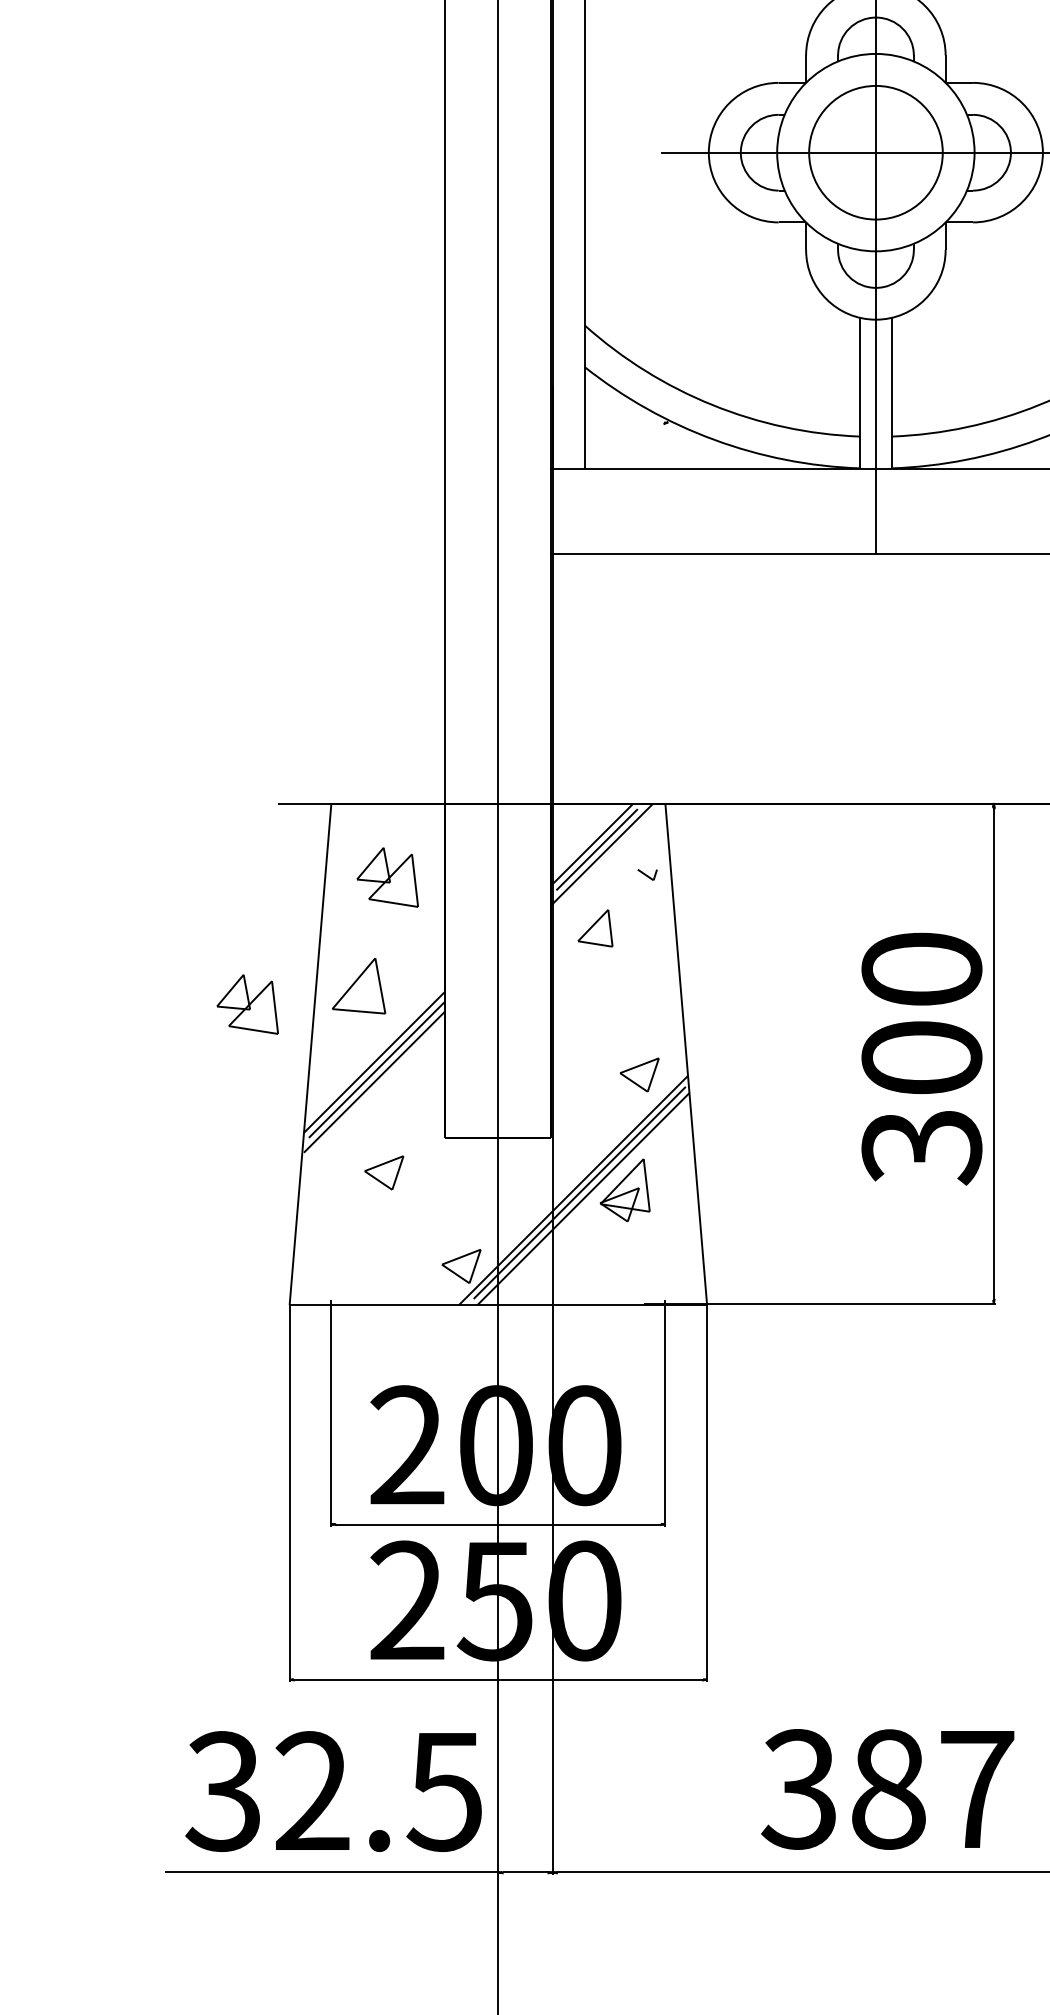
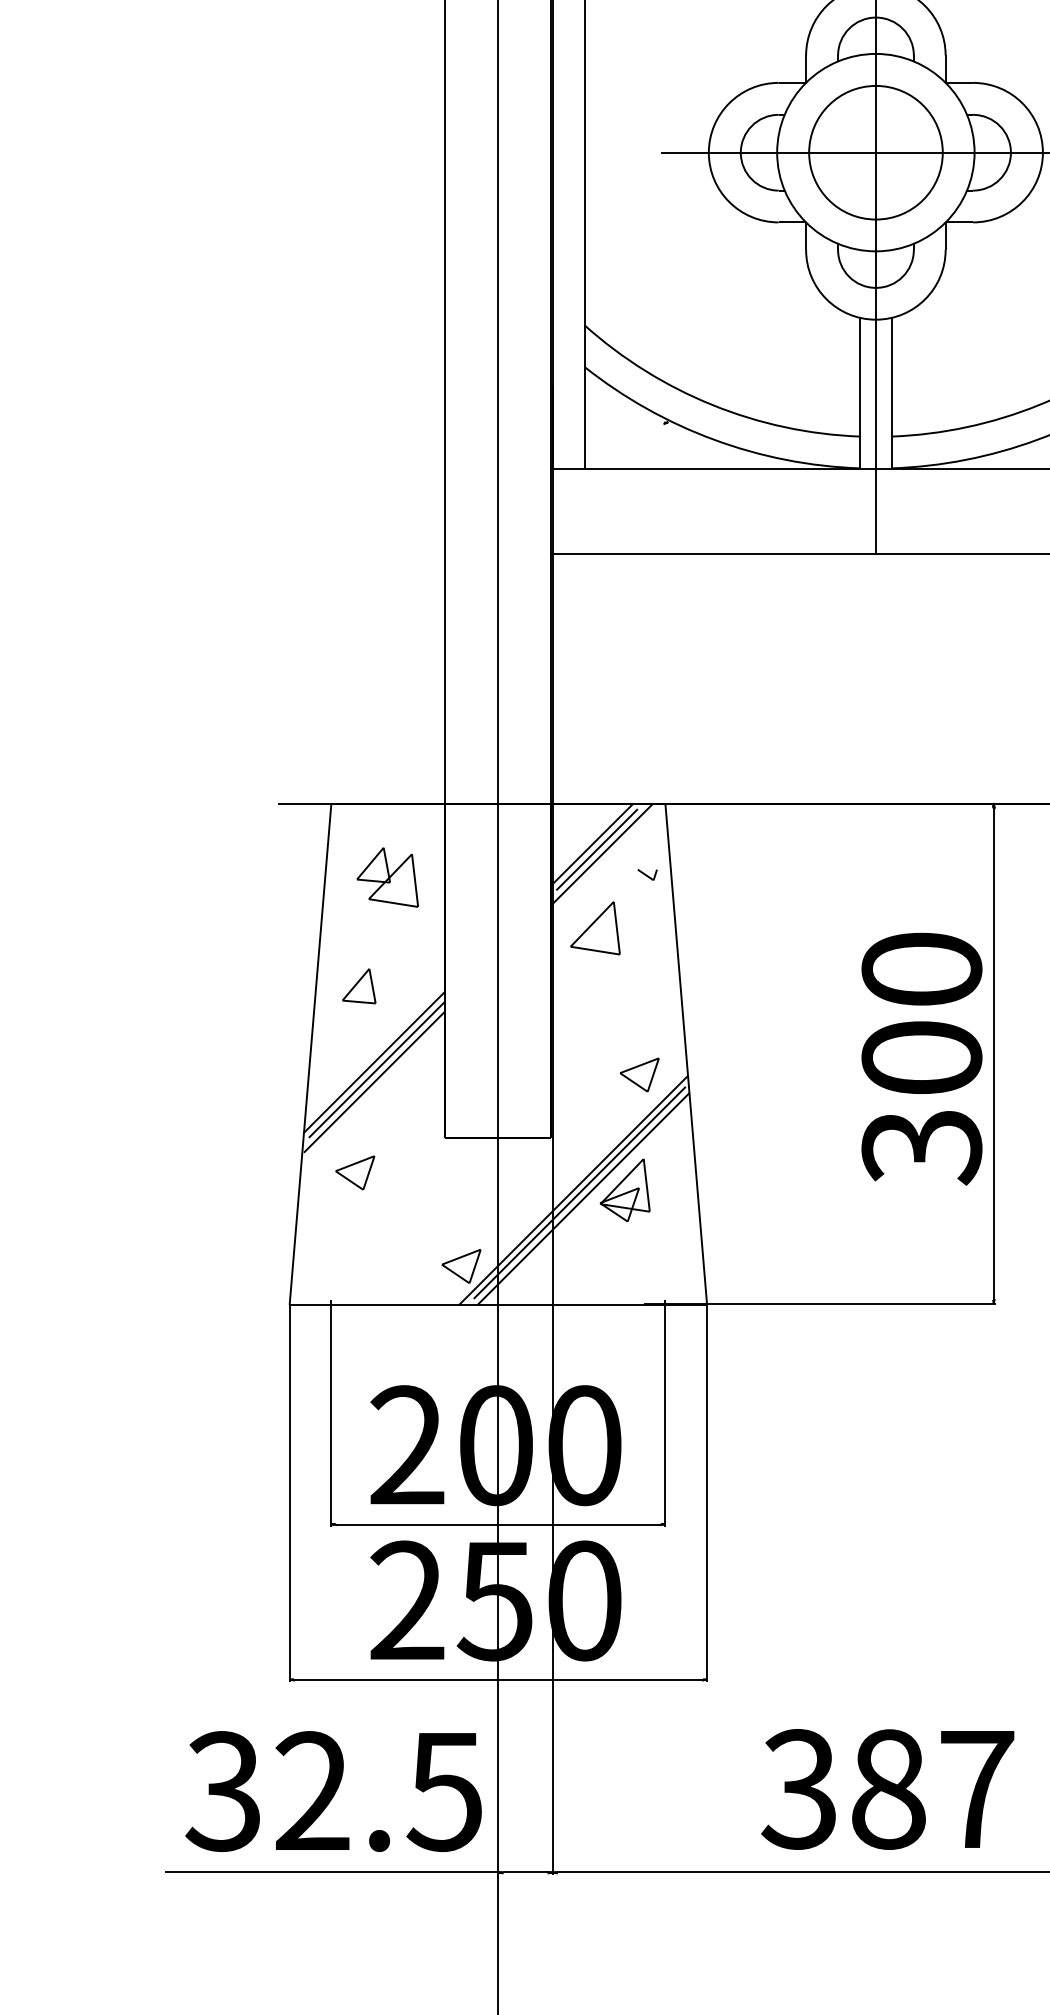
part size: 37x39 px -> 51x55 px (595, 928)
part size: 55x58 px -> 35x37 px (359, 986)
part: present -> none (247, 1004)
part position: (384, 1172) -> (355, 1172) (355, 1172)
